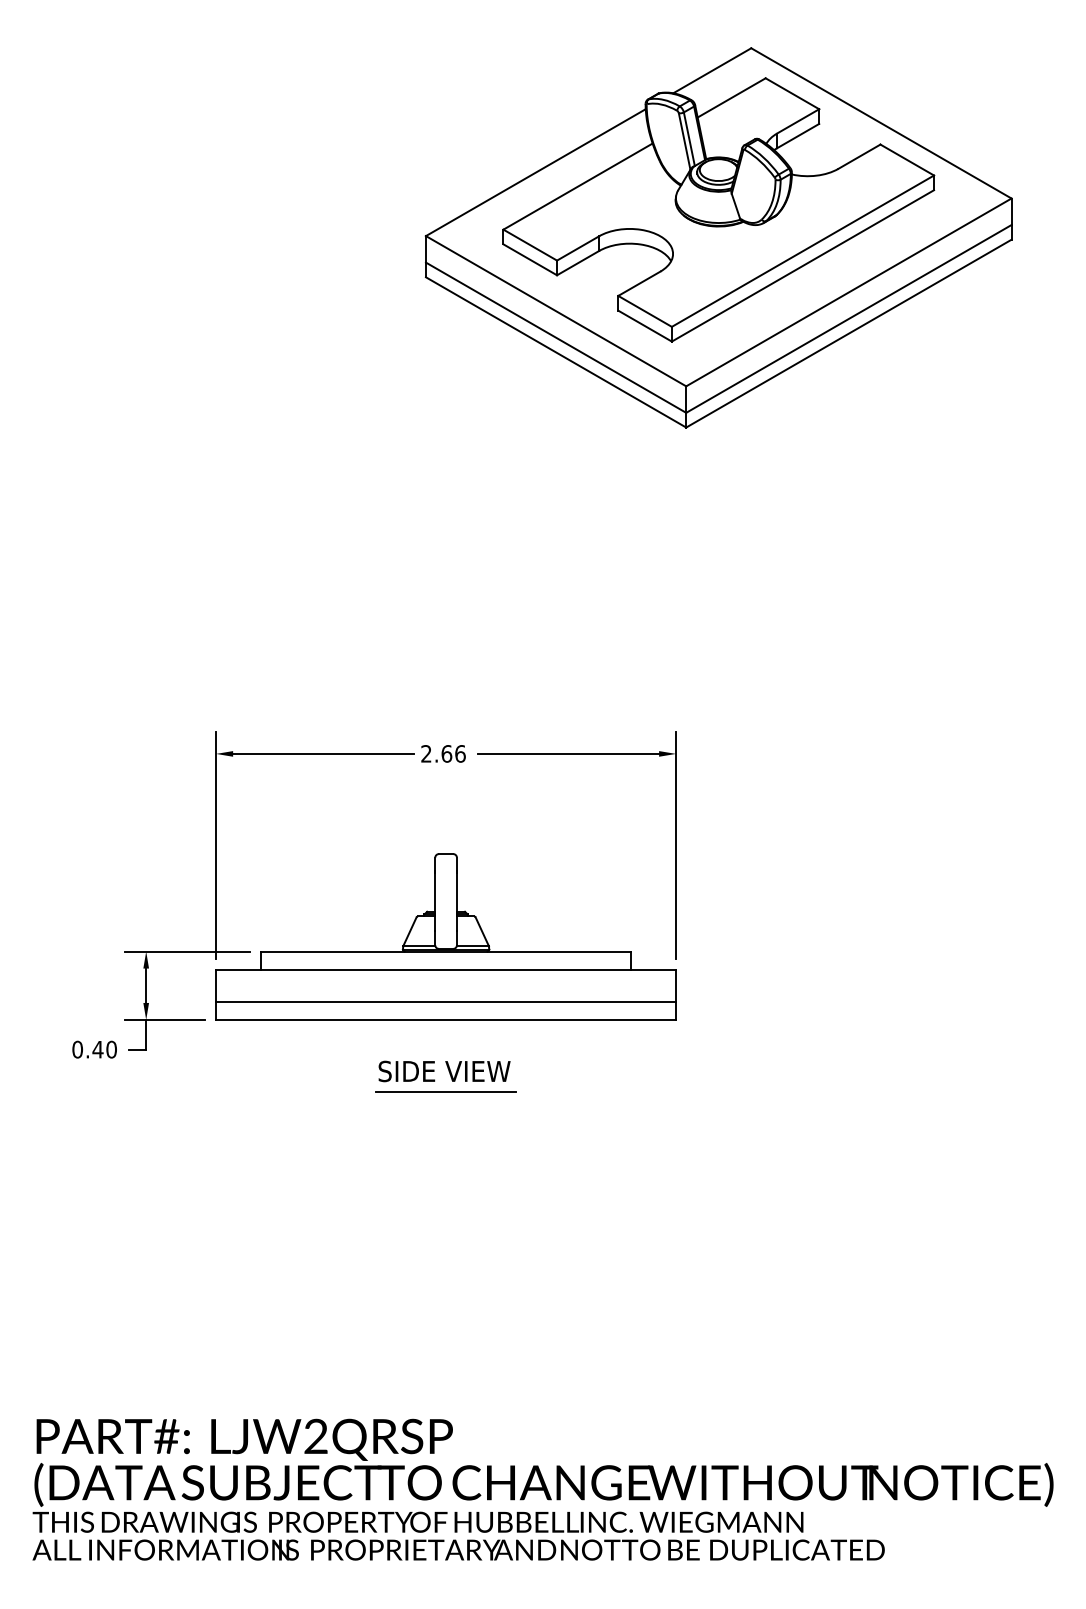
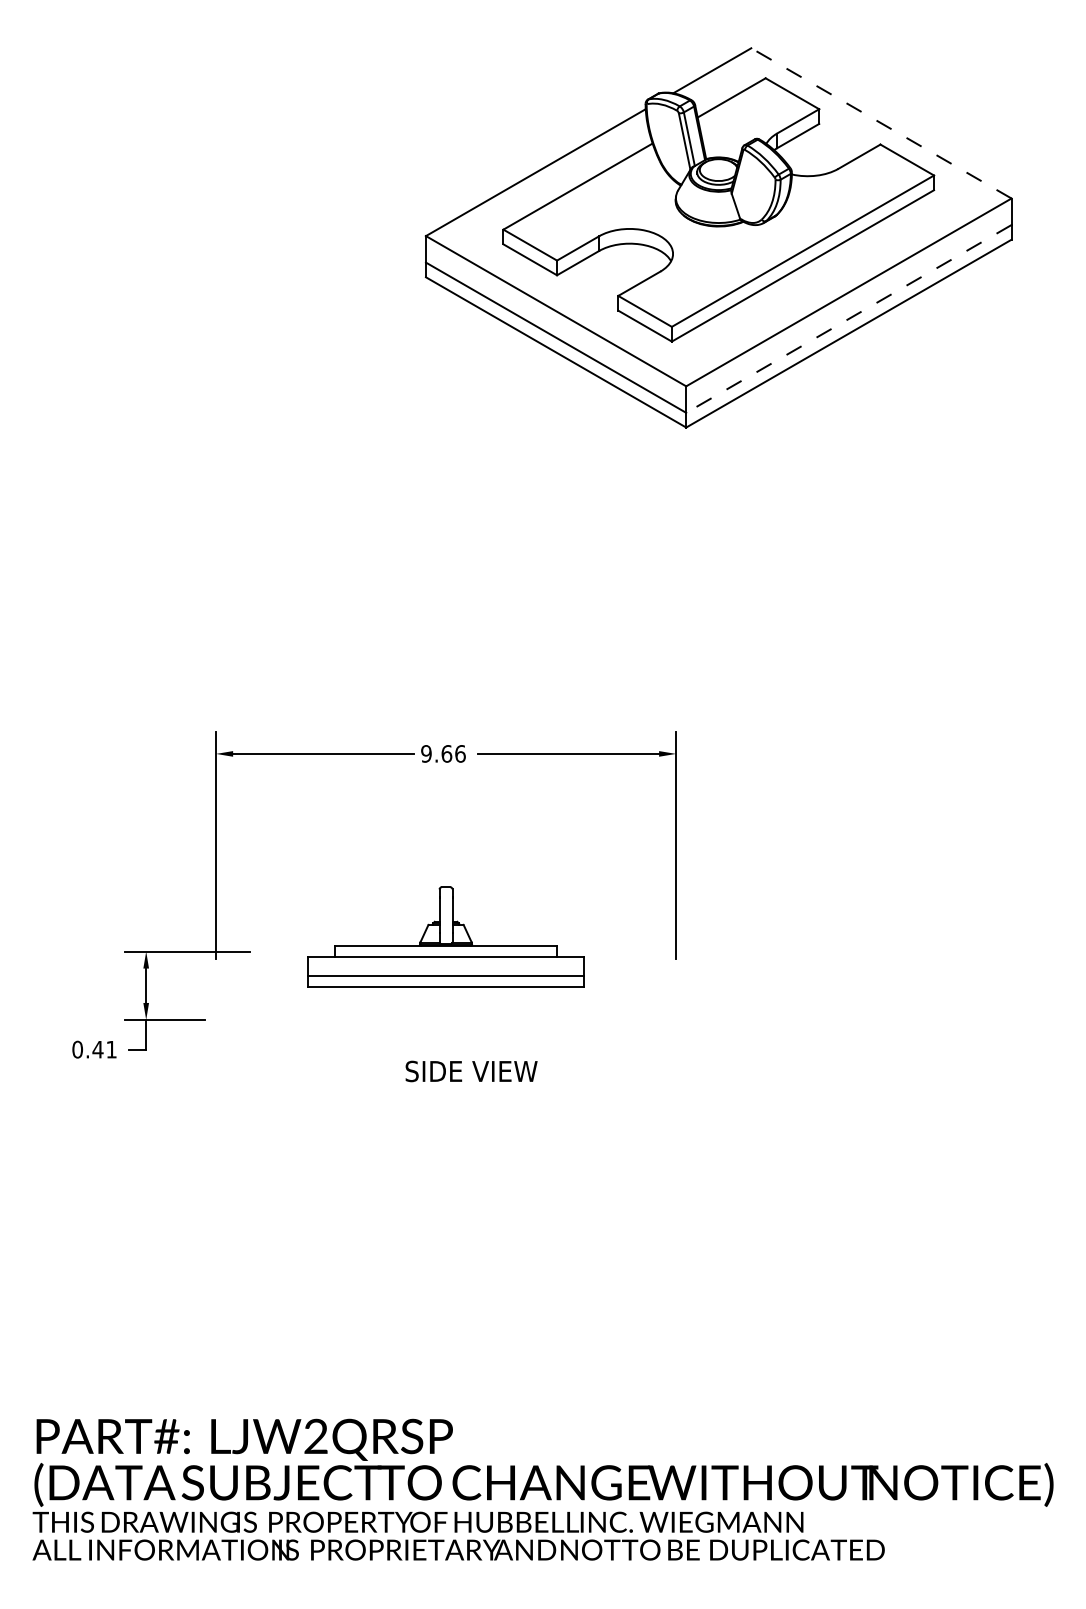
line: solid -> dashed (880, 123)
line: solid -> dashed (848, 318)
text: 2.66 -> 9.66 (426, 753)
part size: 462x168 px -> 278x102 px (445, 936)
text: 0.40 -> 0.41 (111, 1049)
text position: (444, 1071) -> (471, 1071) (471, 1071)
line: present -> none (445, 1092)
